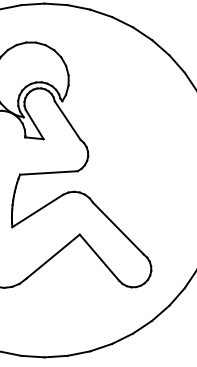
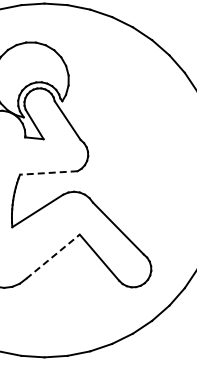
line: solid -> dashed (48, 172)
line: solid -> dashed (52, 256)
